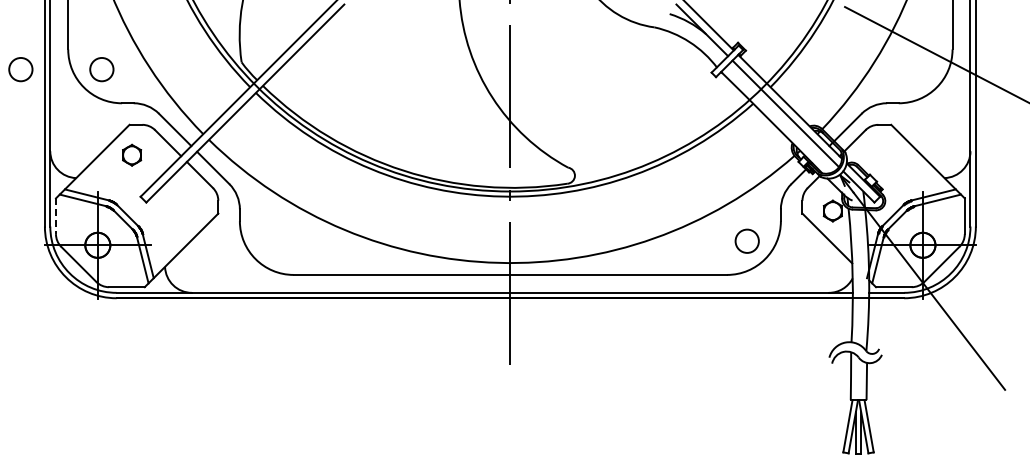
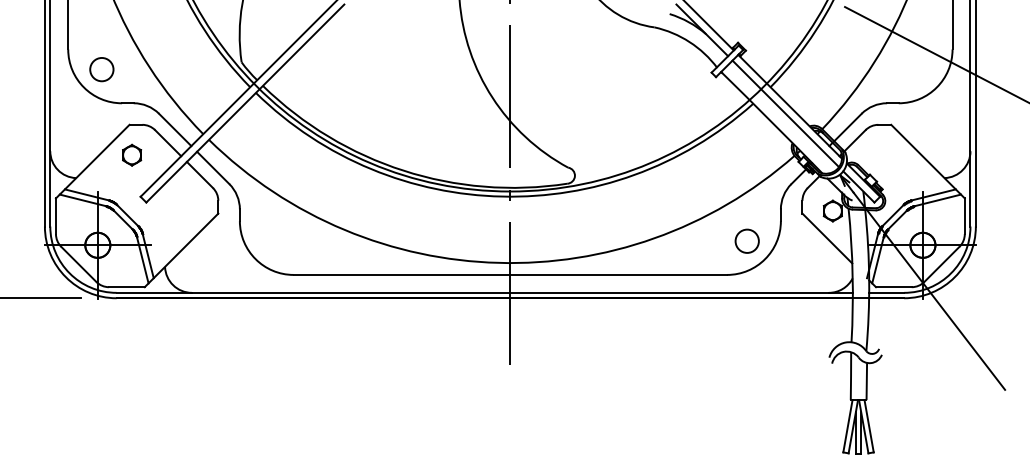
circle: present -> none (20, 69)
line: dashed -> solid (55, 216)
line: none -> present (41, 298)
